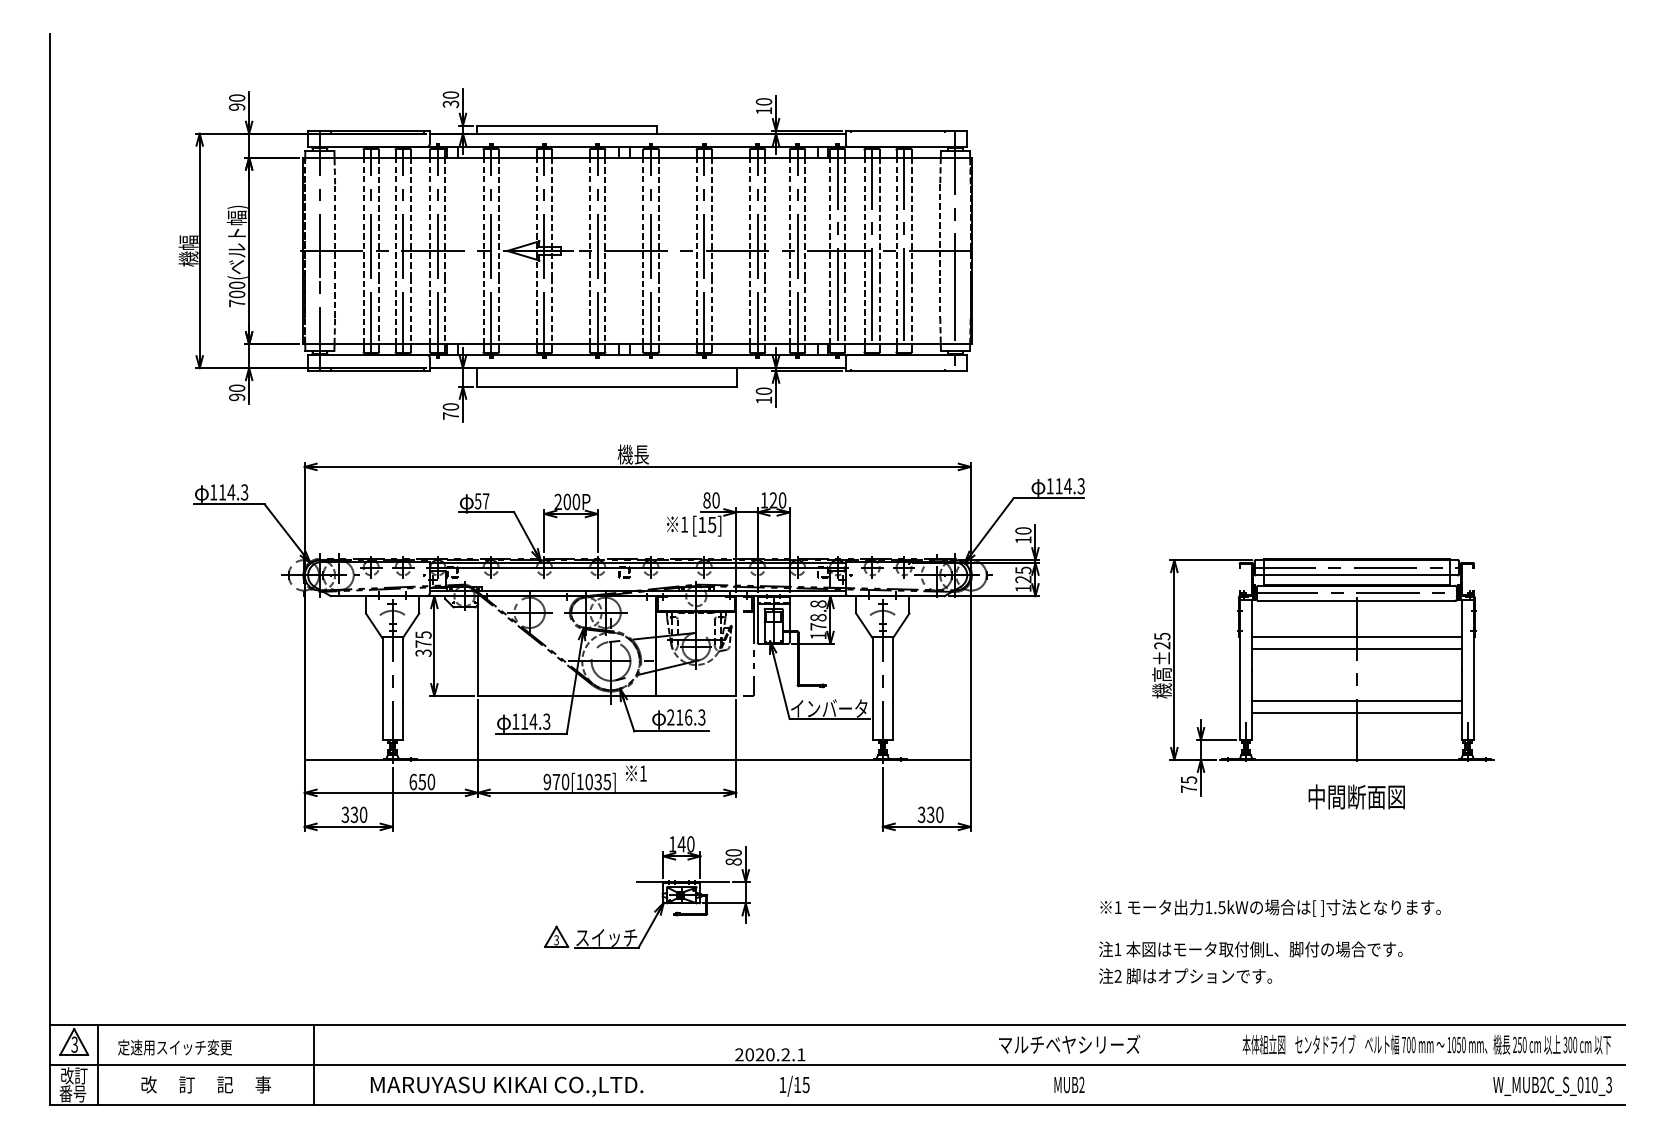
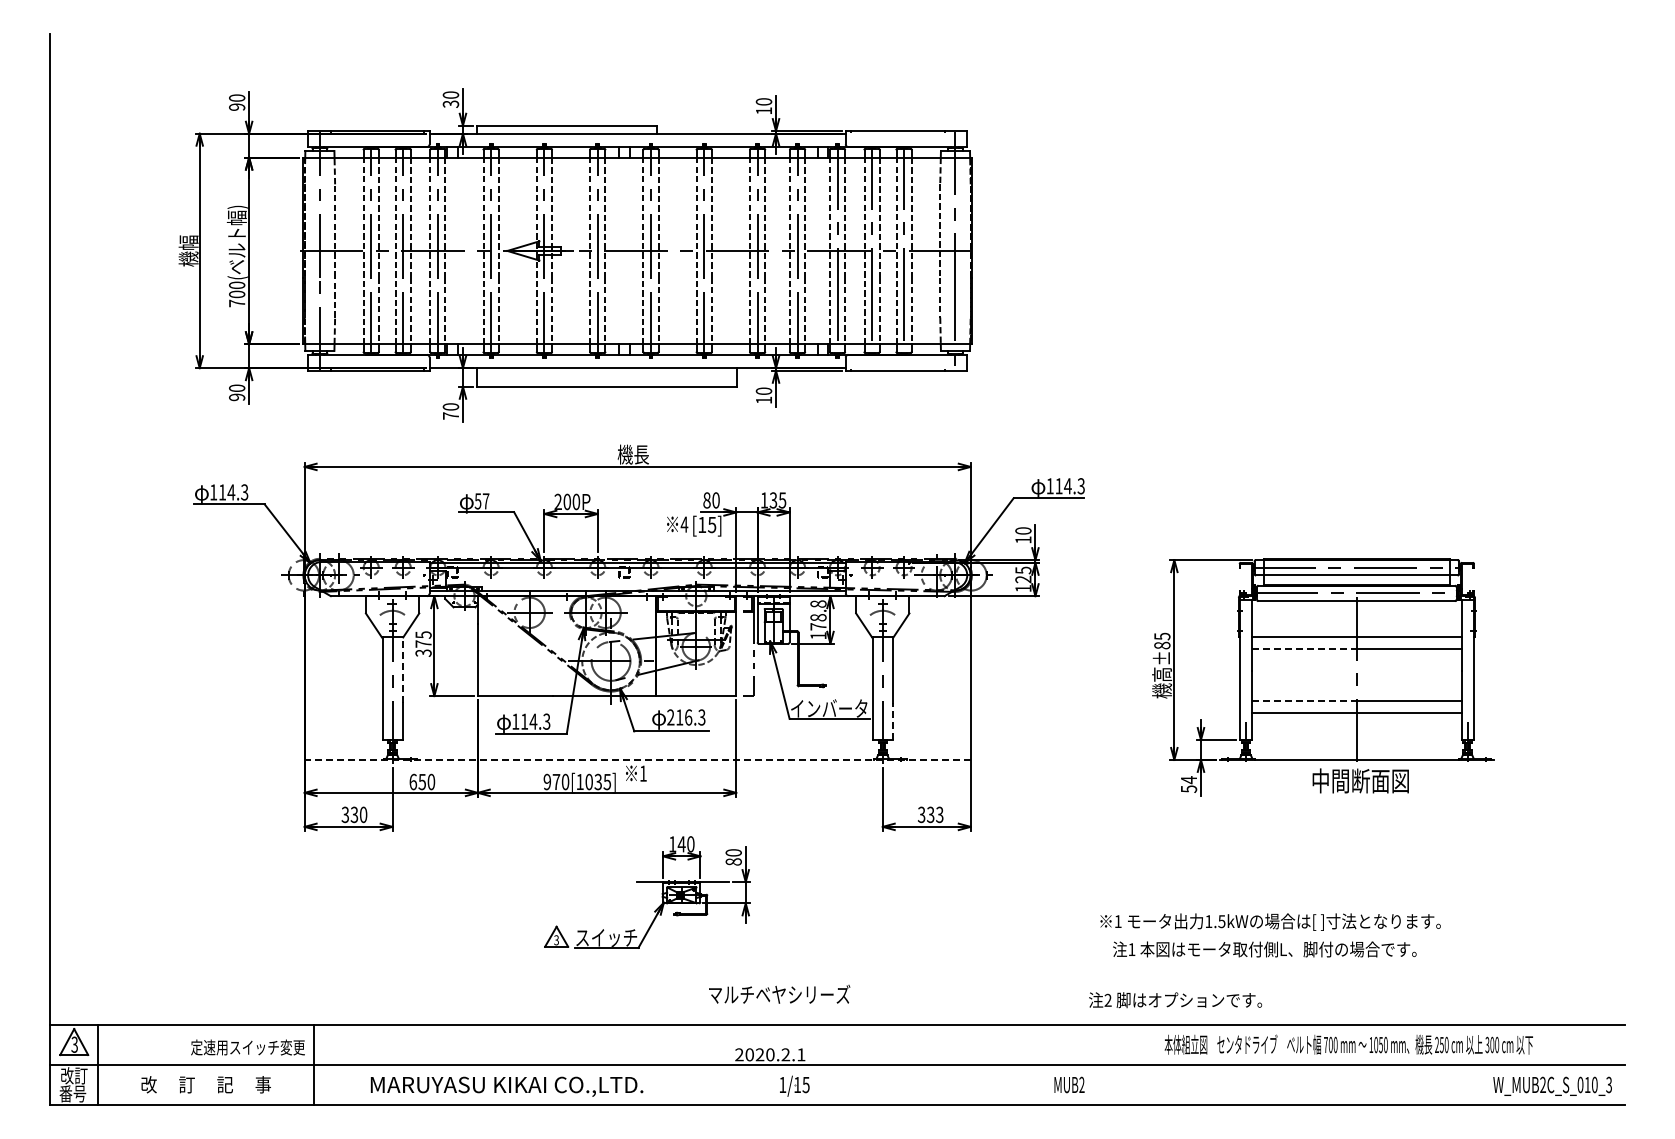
text: 120 -> 135 (777, 500)
text: 1 -> 4 (684, 524)
text: ±25 -> ±85 (1162, 645)
line: solid -> dashed (1304, 649)
line: solid -> dashed (402, 670)
line: solid -> dashed (1304, 701)
line: solid -> dashed (892, 721)
line: solid -> dashed (637, 759)
text: 75 -> 54 (1189, 784)
text position: (1356, 796) -> (1360, 780) (1360, 780)
text: 330 -> 333 (939, 814)
text position: (1270, 907) -> (1270, 921) (1270, 921)
text position: (1250, 949) -> (1264, 949) (1264, 949)
text position: (1185, 976) -> (1175, 1000) (1175, 1000)
text position: (1069, 1043) -> (779, 993) (779, 993)
text position: (1426, 1044) -> (1348, 1044) (1348, 1044)
text position: (174, 1047) -> (247, 1047) (247, 1047)
